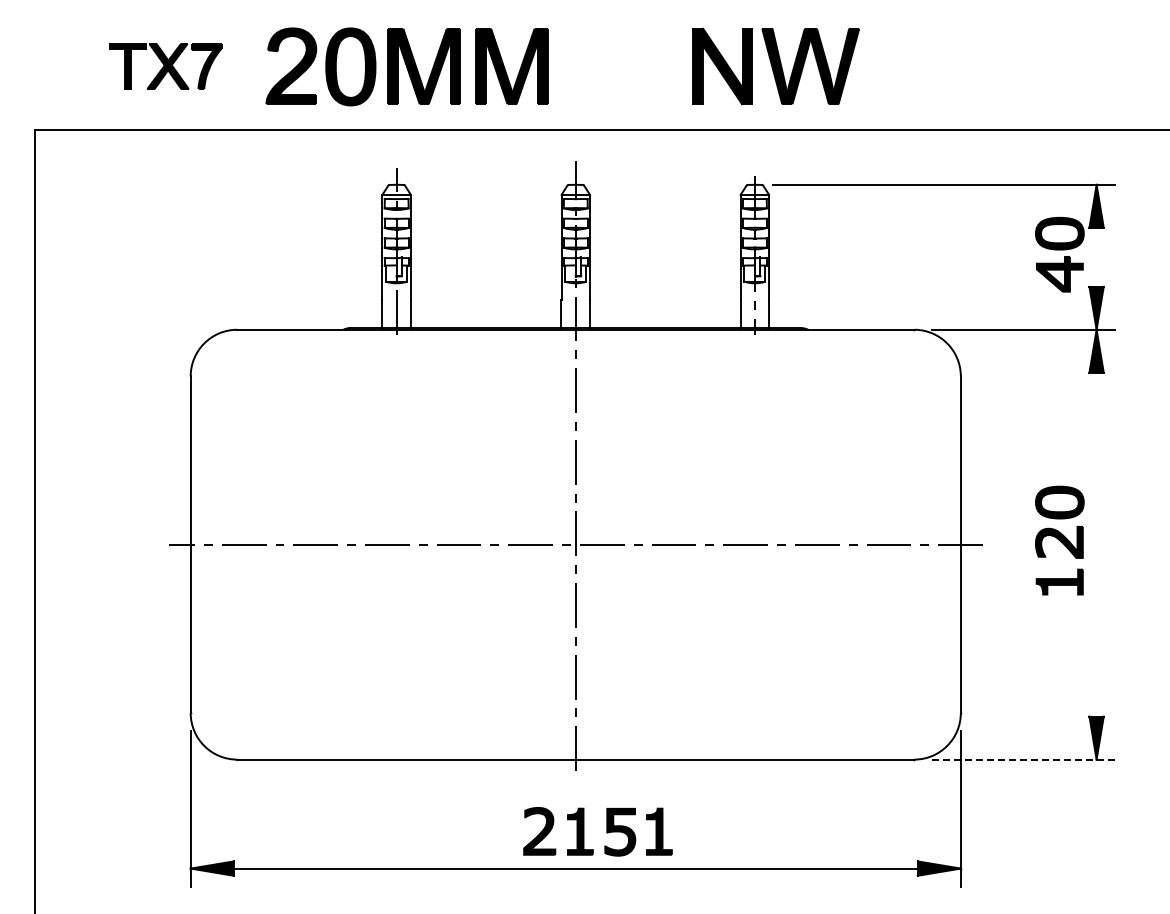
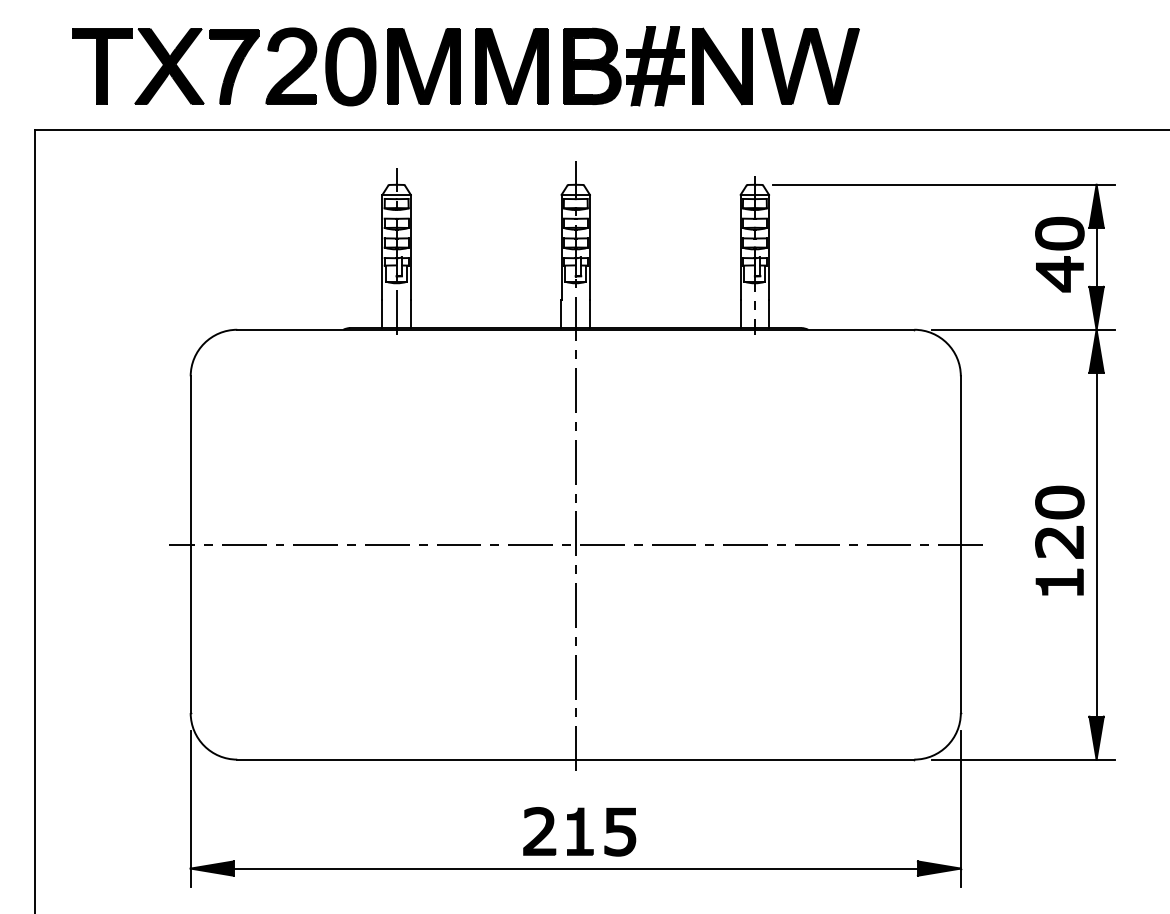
part size: 114x47 px -> 188x77 px (165, 66)
part: none -> present (617, 69)
line: none -> present (1096, 256)
line: none -> present (1096, 544)
line: dashed -> solid (1023, 759)
part: present -> none (659, 831)
